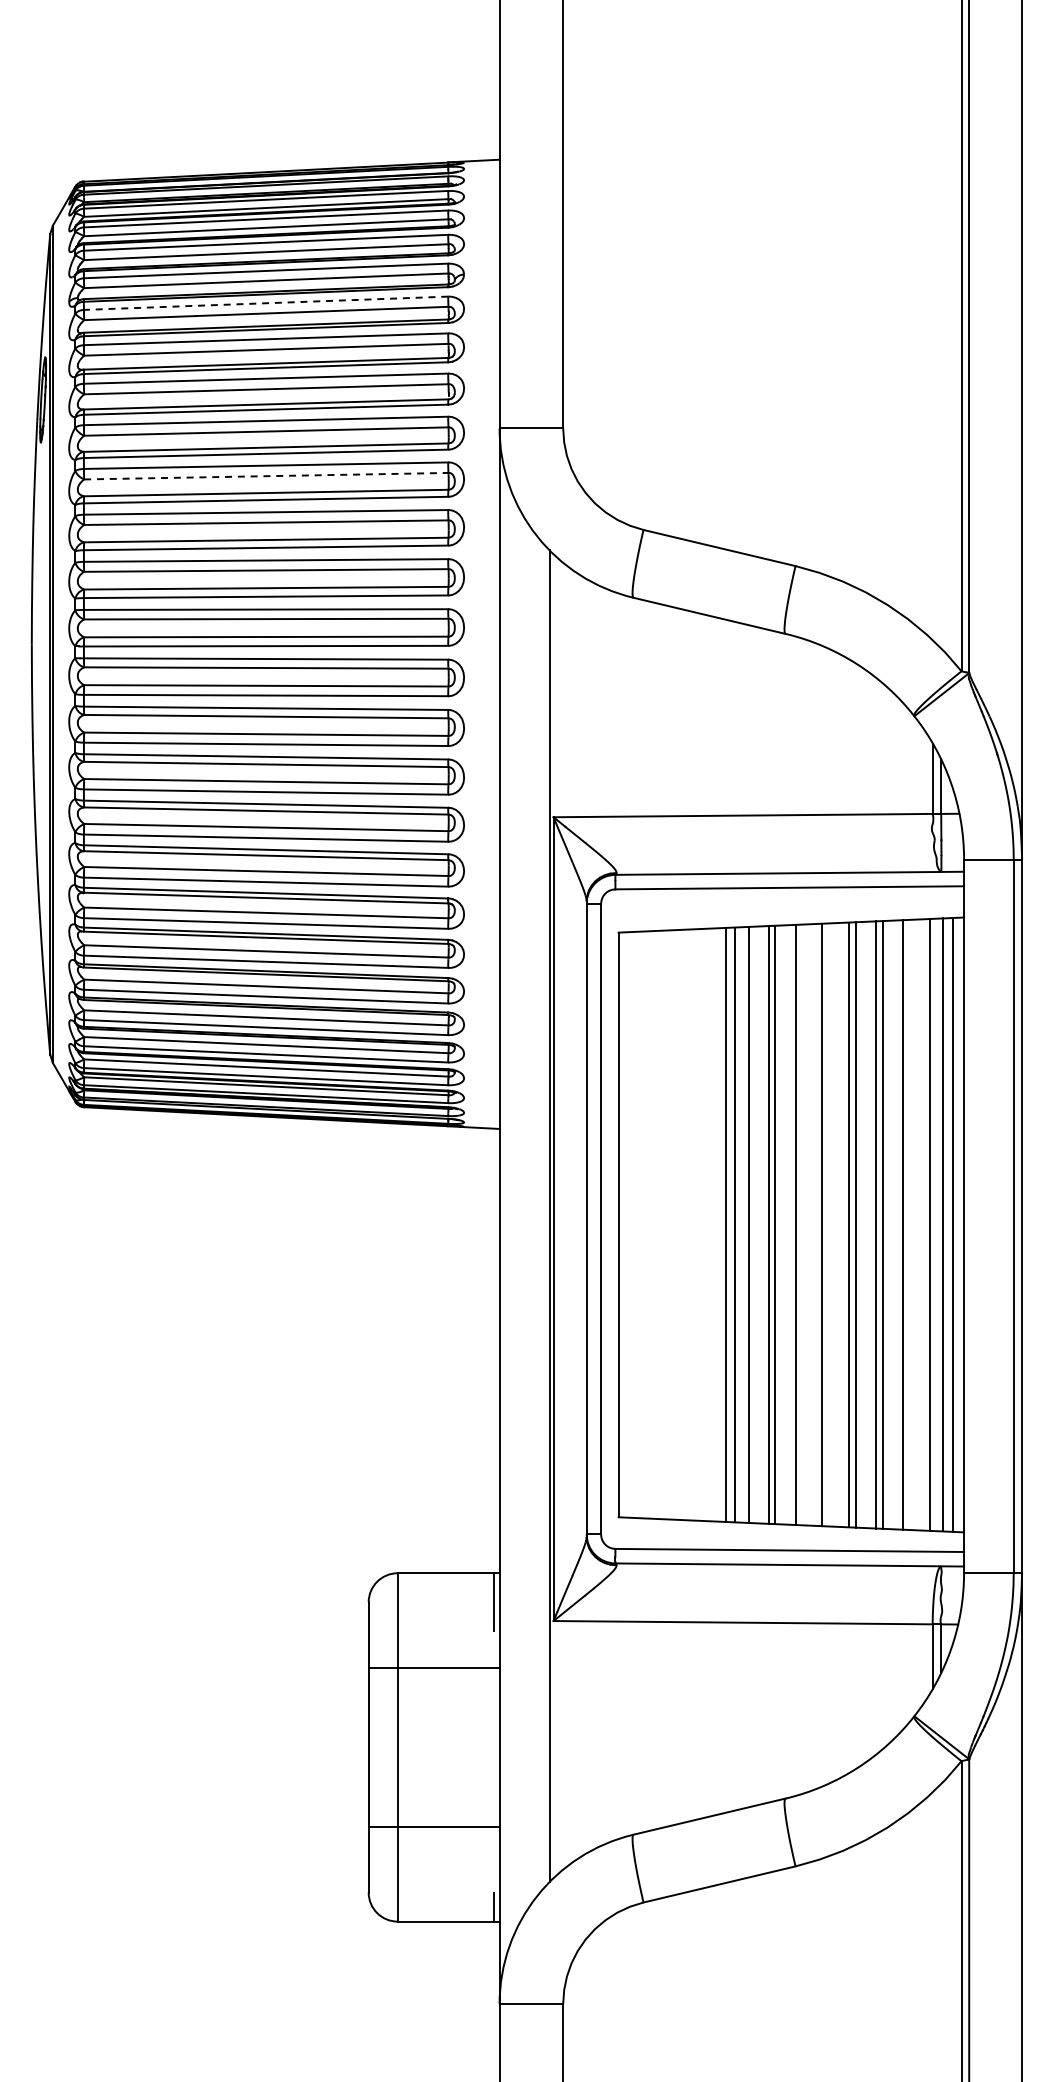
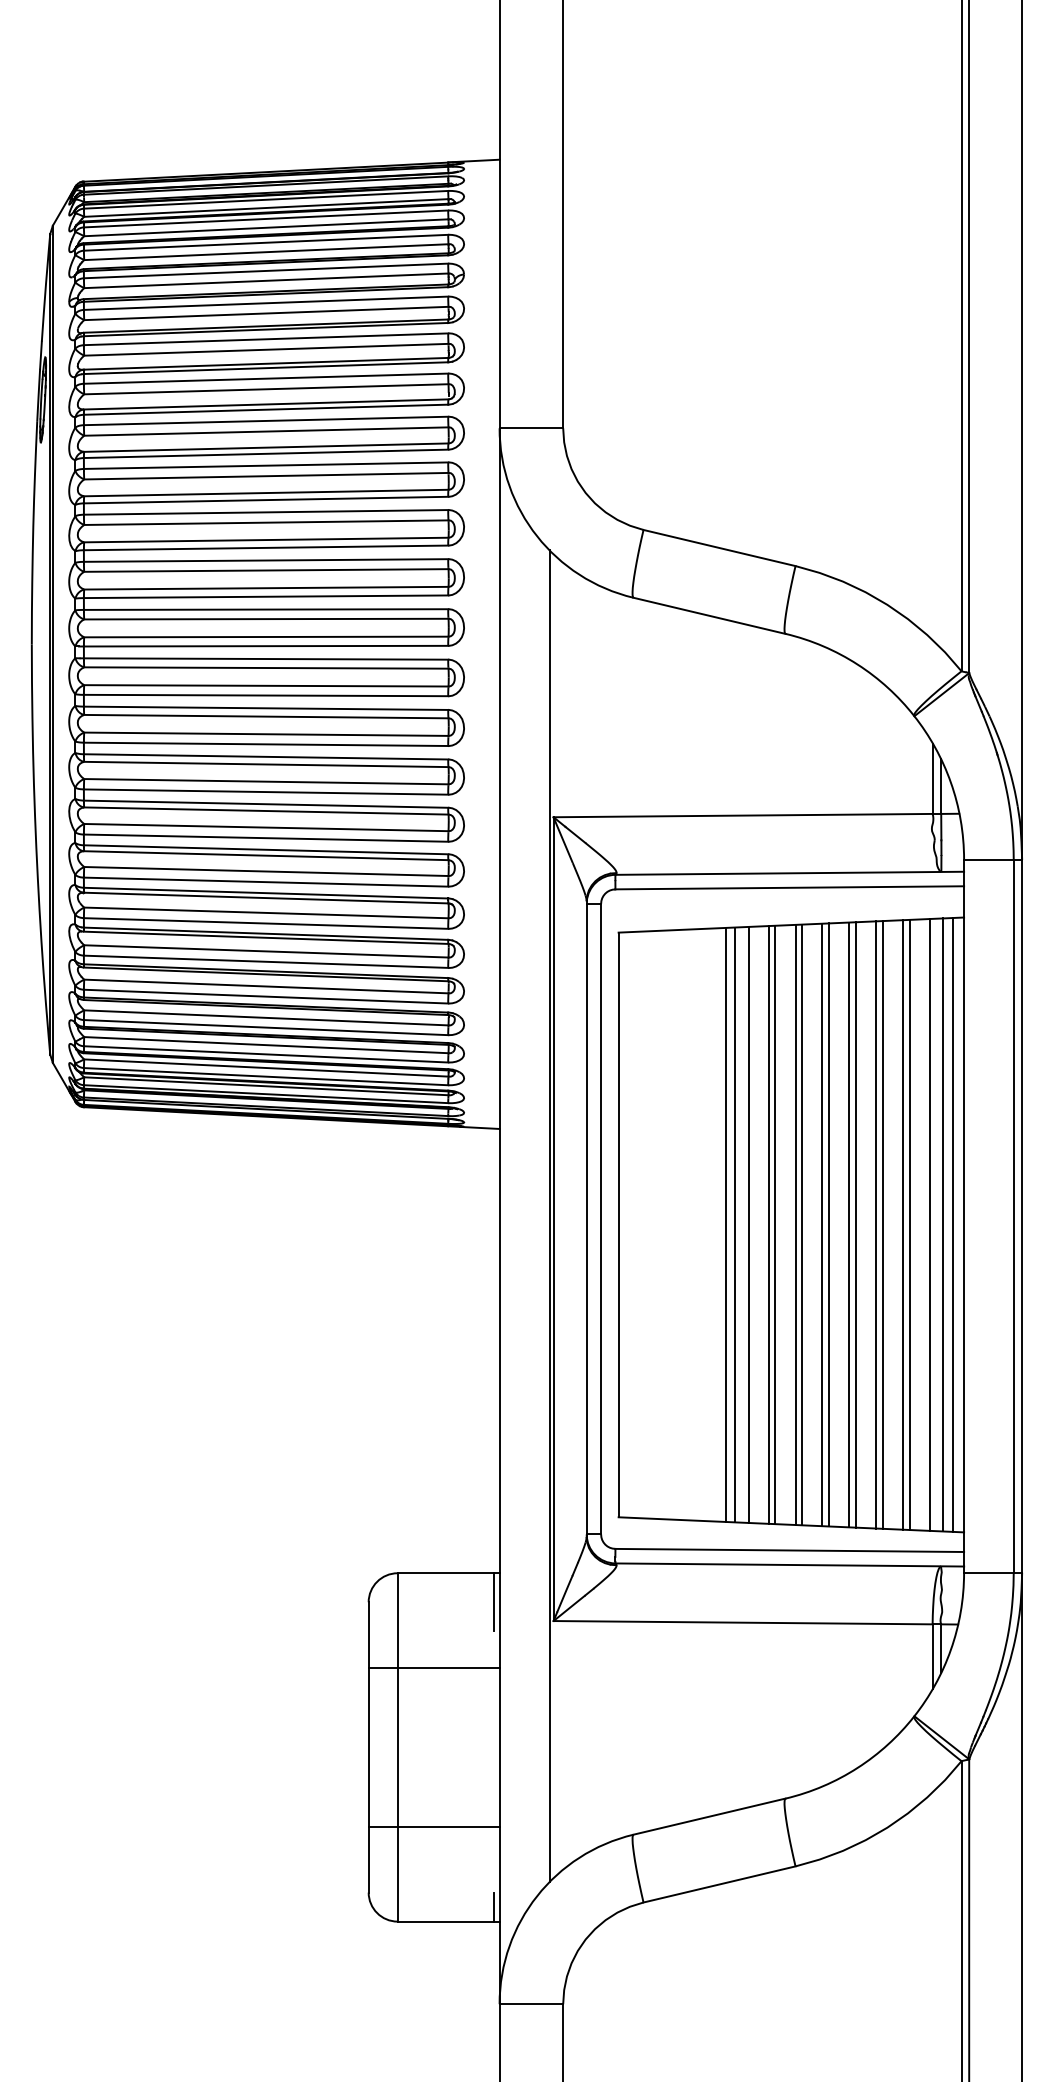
line: dashed -> solid (265, 303)
line: dashed -> solid (266, 476)
line: none -> present (802, 1224)
line: none -> present (829, 1224)
line: none -> present (909, 1224)
